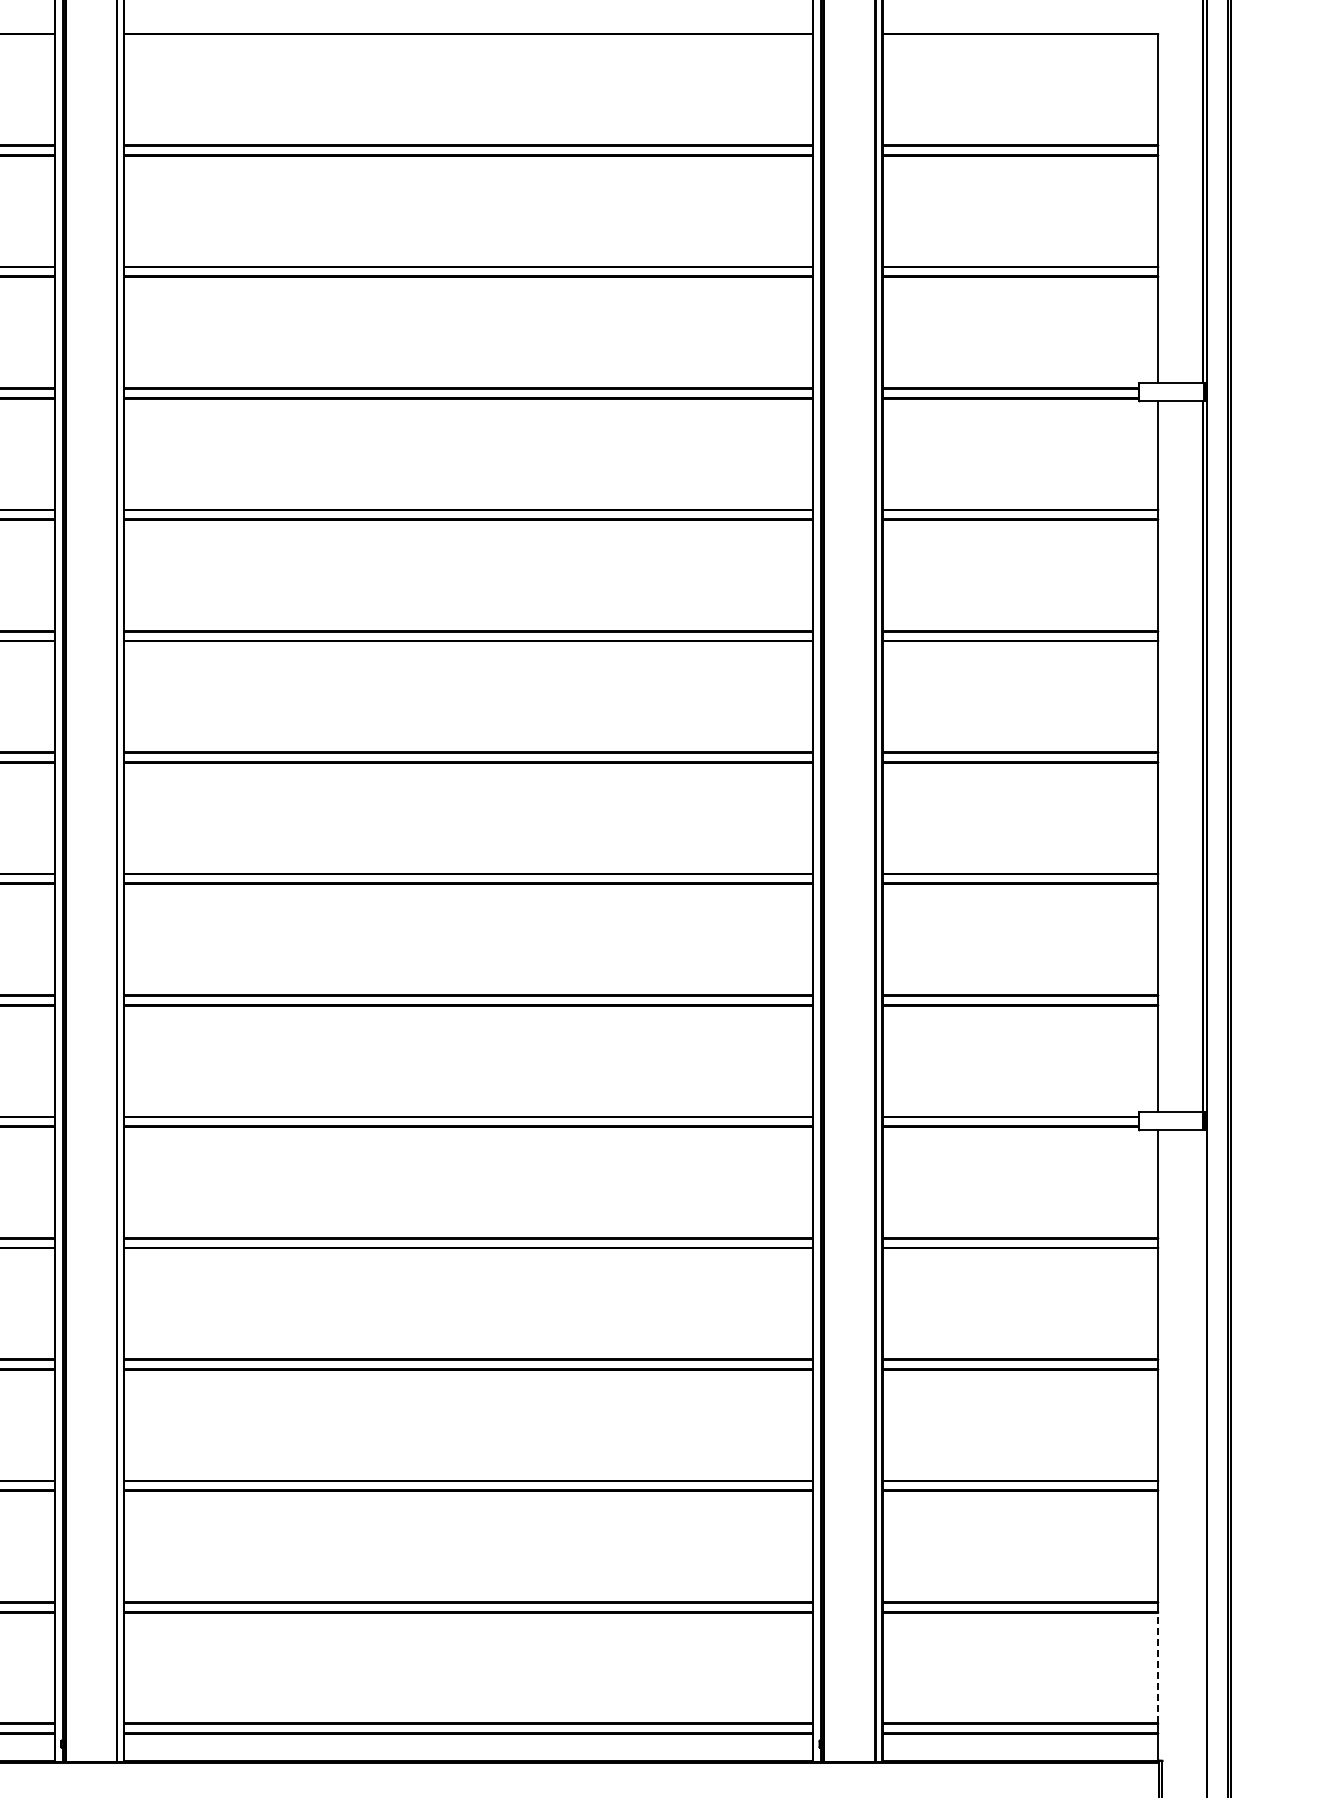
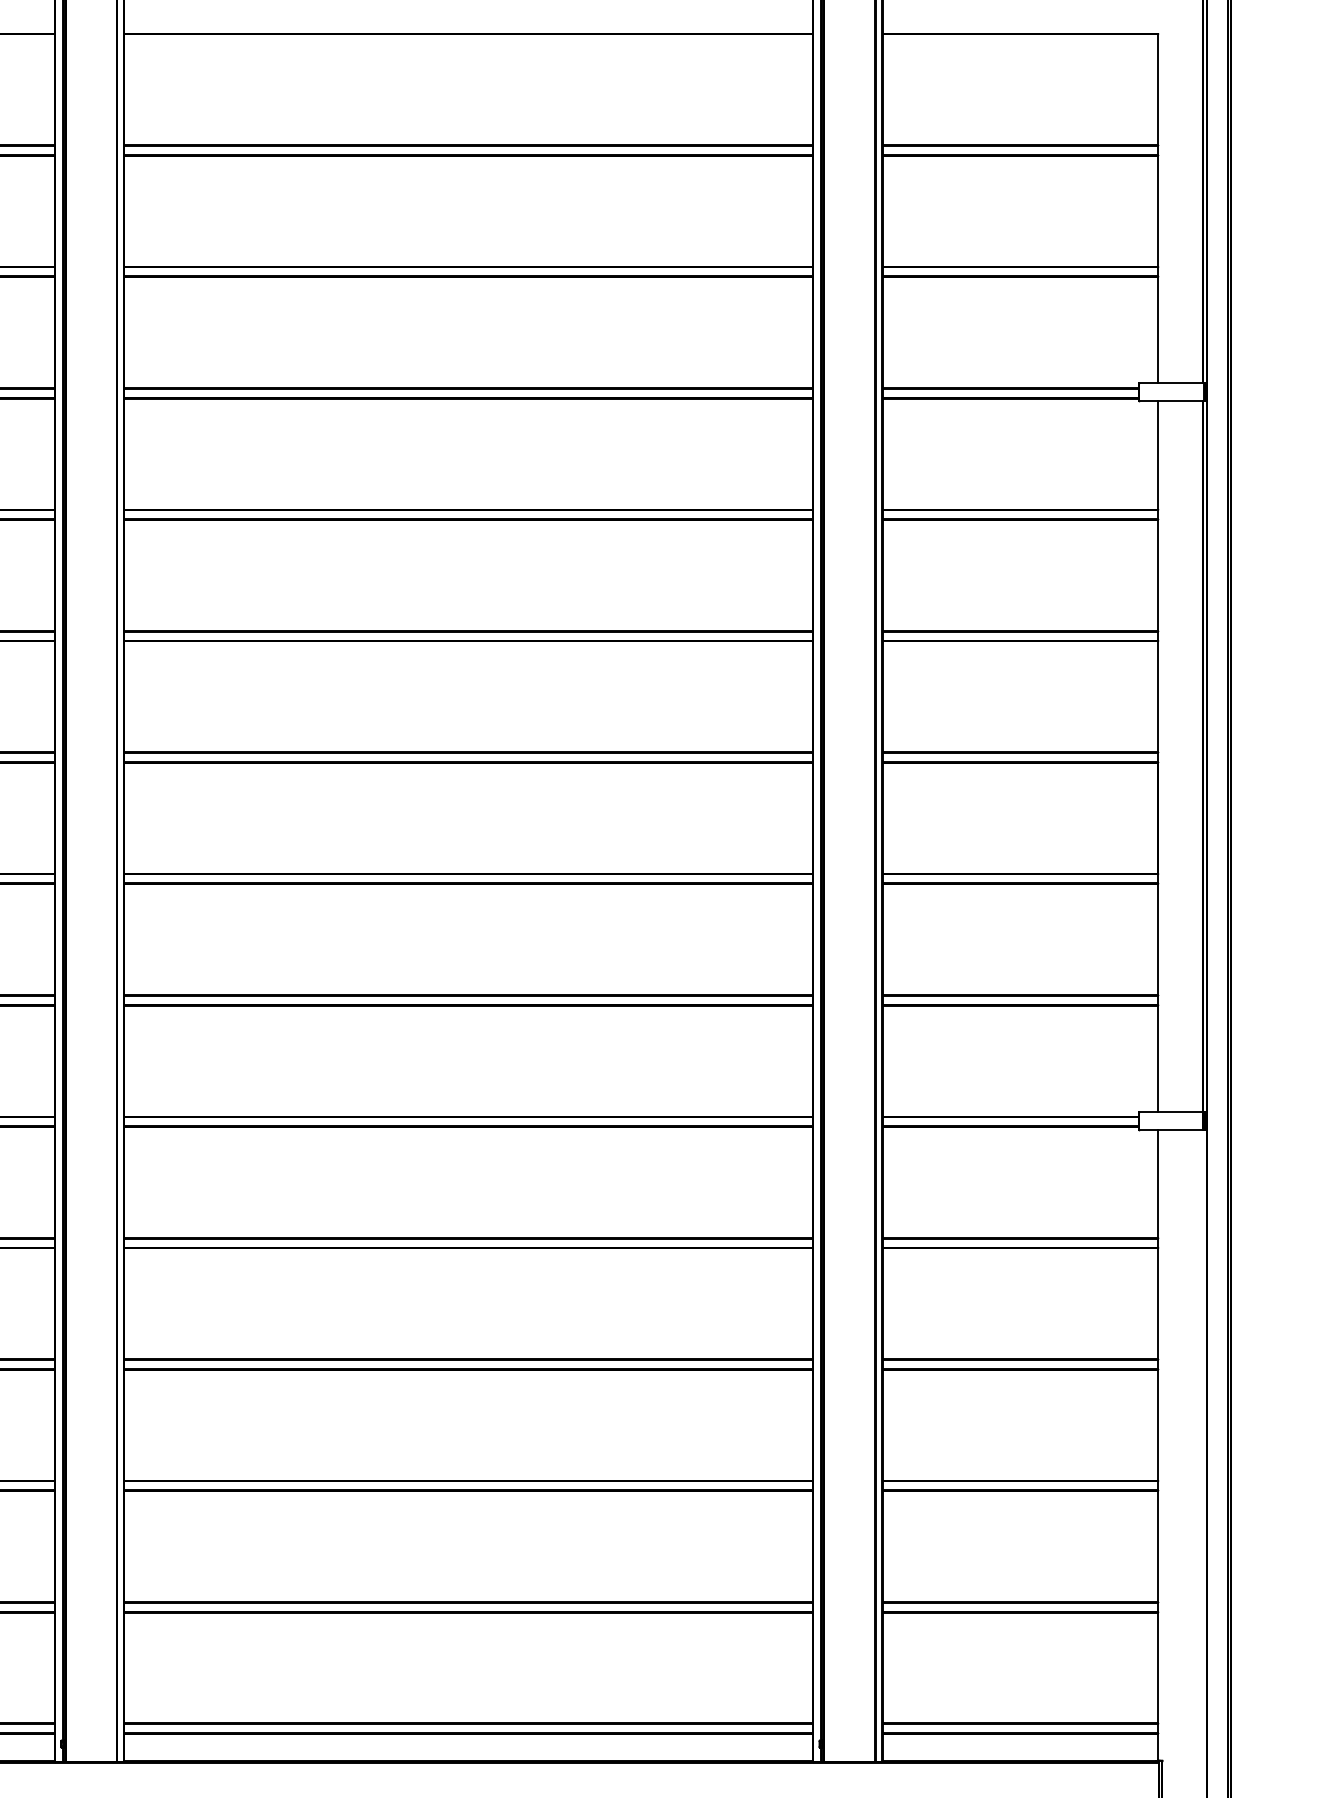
line: dashed -> solid (1157, 1667)
